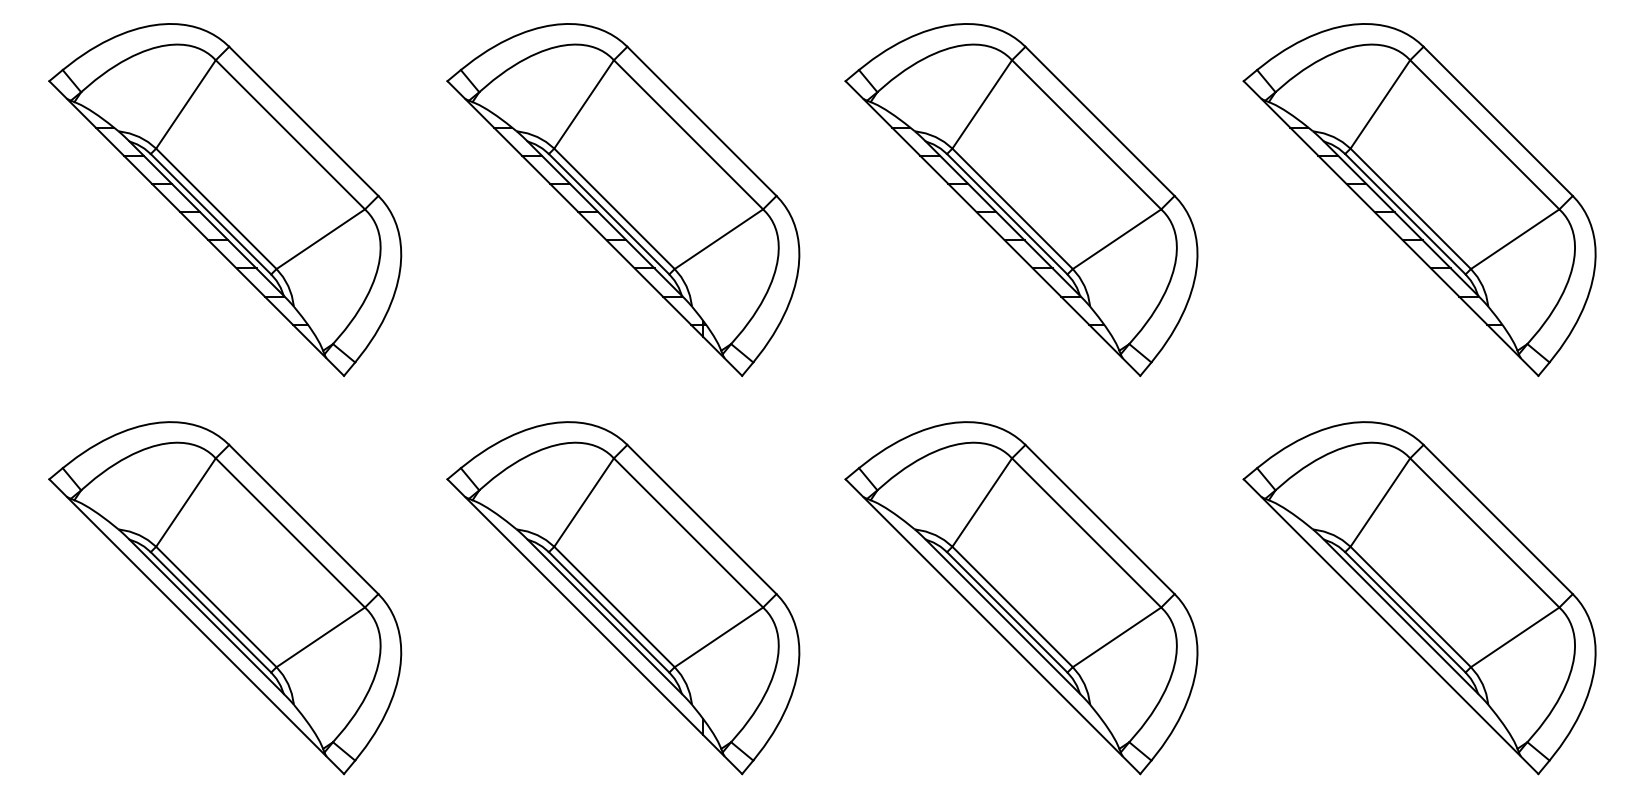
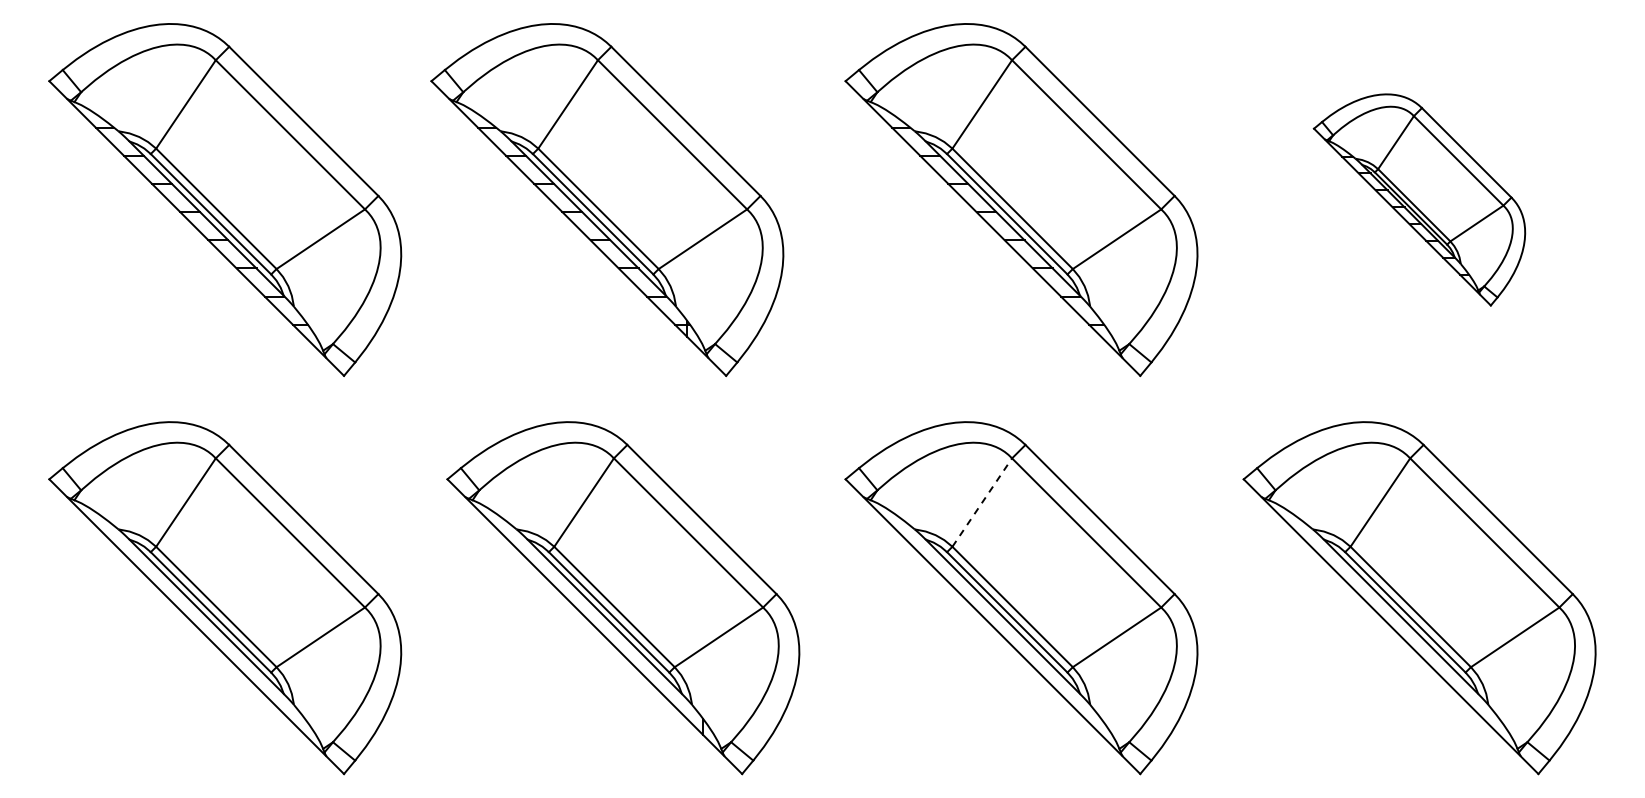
part position: (623, 199) -> (607, 199) (607, 199)
part size: 355x354 px -> 215x214 px (1419, 199)
line: solid -> dashed (982, 502)
